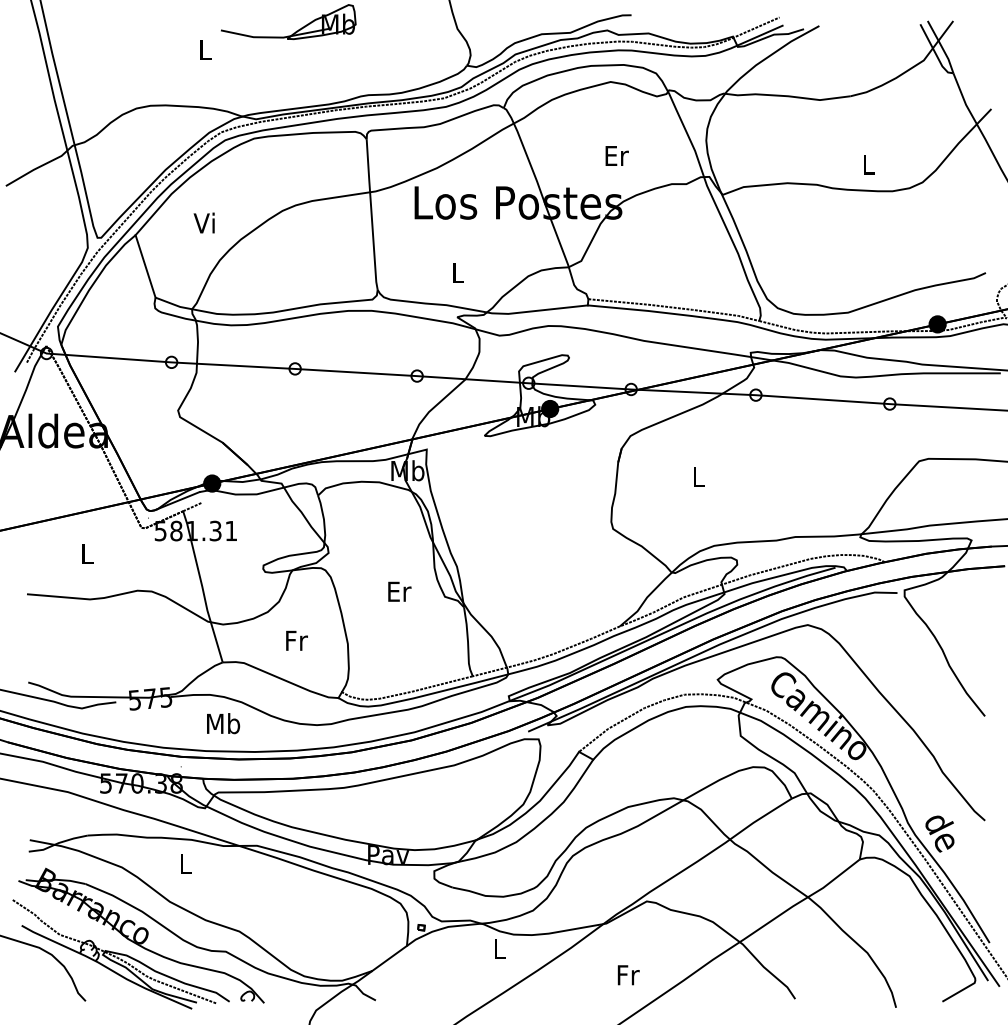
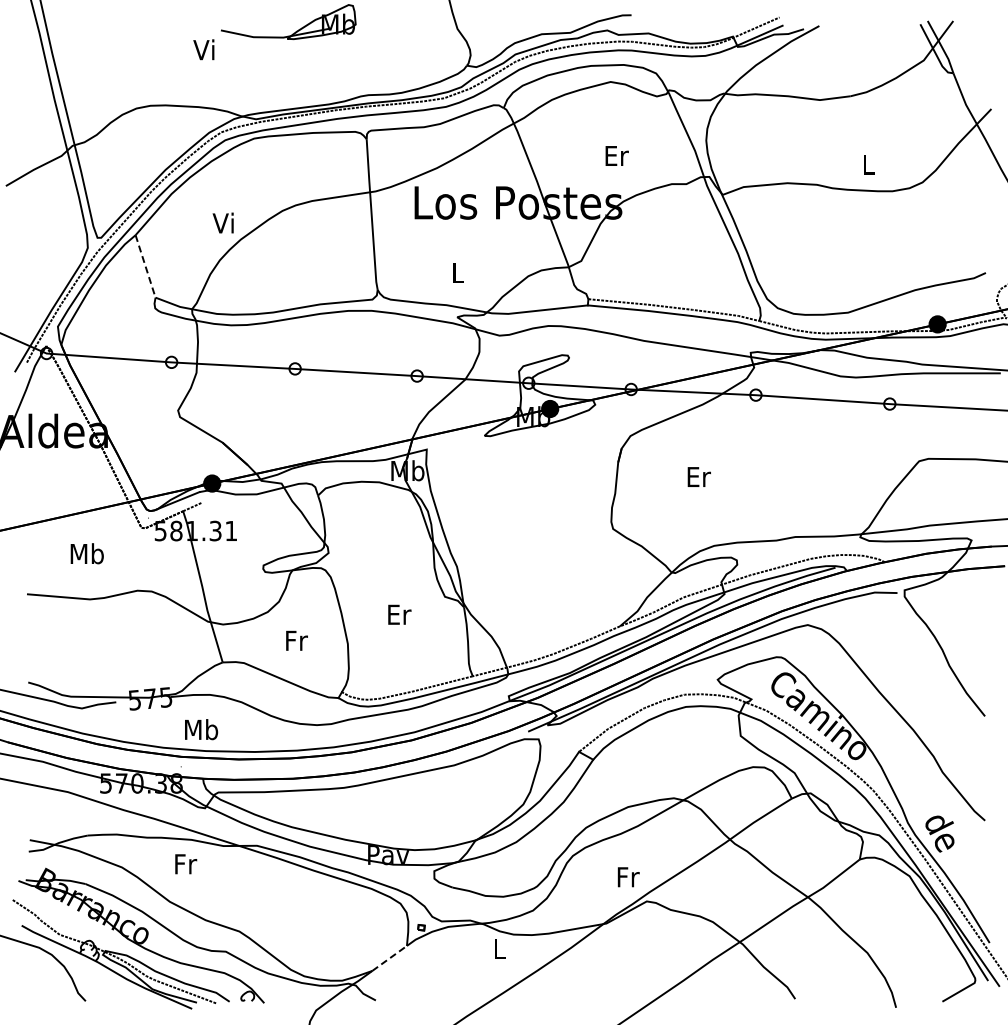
text: L -> Vi (203, 49)
text position: (203, 222) -> (222, 222) (222, 222)
line: solid -> dashed (145, 266)
text: L -> Er (698, 476)
text: L -> Mb (86, 553)
text position: (399, 591) -> (399, 614) (399, 614)
text position: (223, 723) -> (201, 729) (201, 729)
text: L -> Fr (186, 864)
line: solid -> dashed (390, 958)
text position: (628, 975) -> (628, 877) (628, 877)
